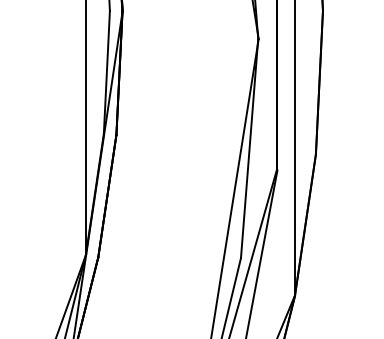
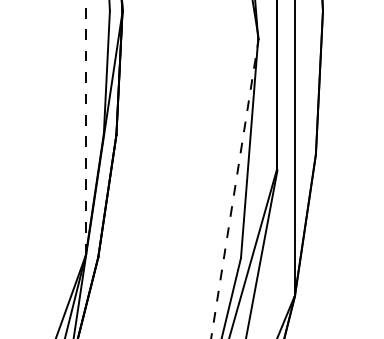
line: solid -> dashed (86, 127)
line: solid -> dashed (234, 188)
